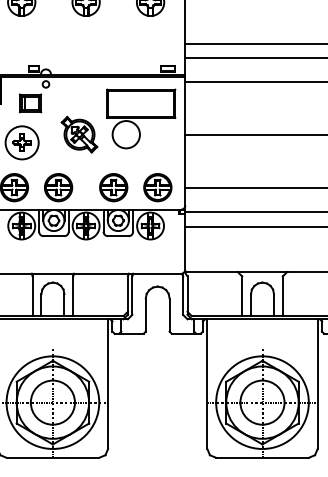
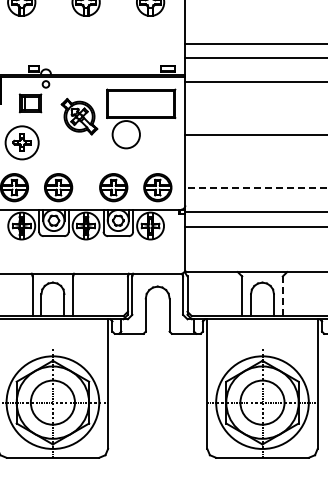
part position: (79, 134) -> (79, 116) (79, 116)
line: solid -> dashed (256, 188)
line: solid -> dashed (282, 296)
